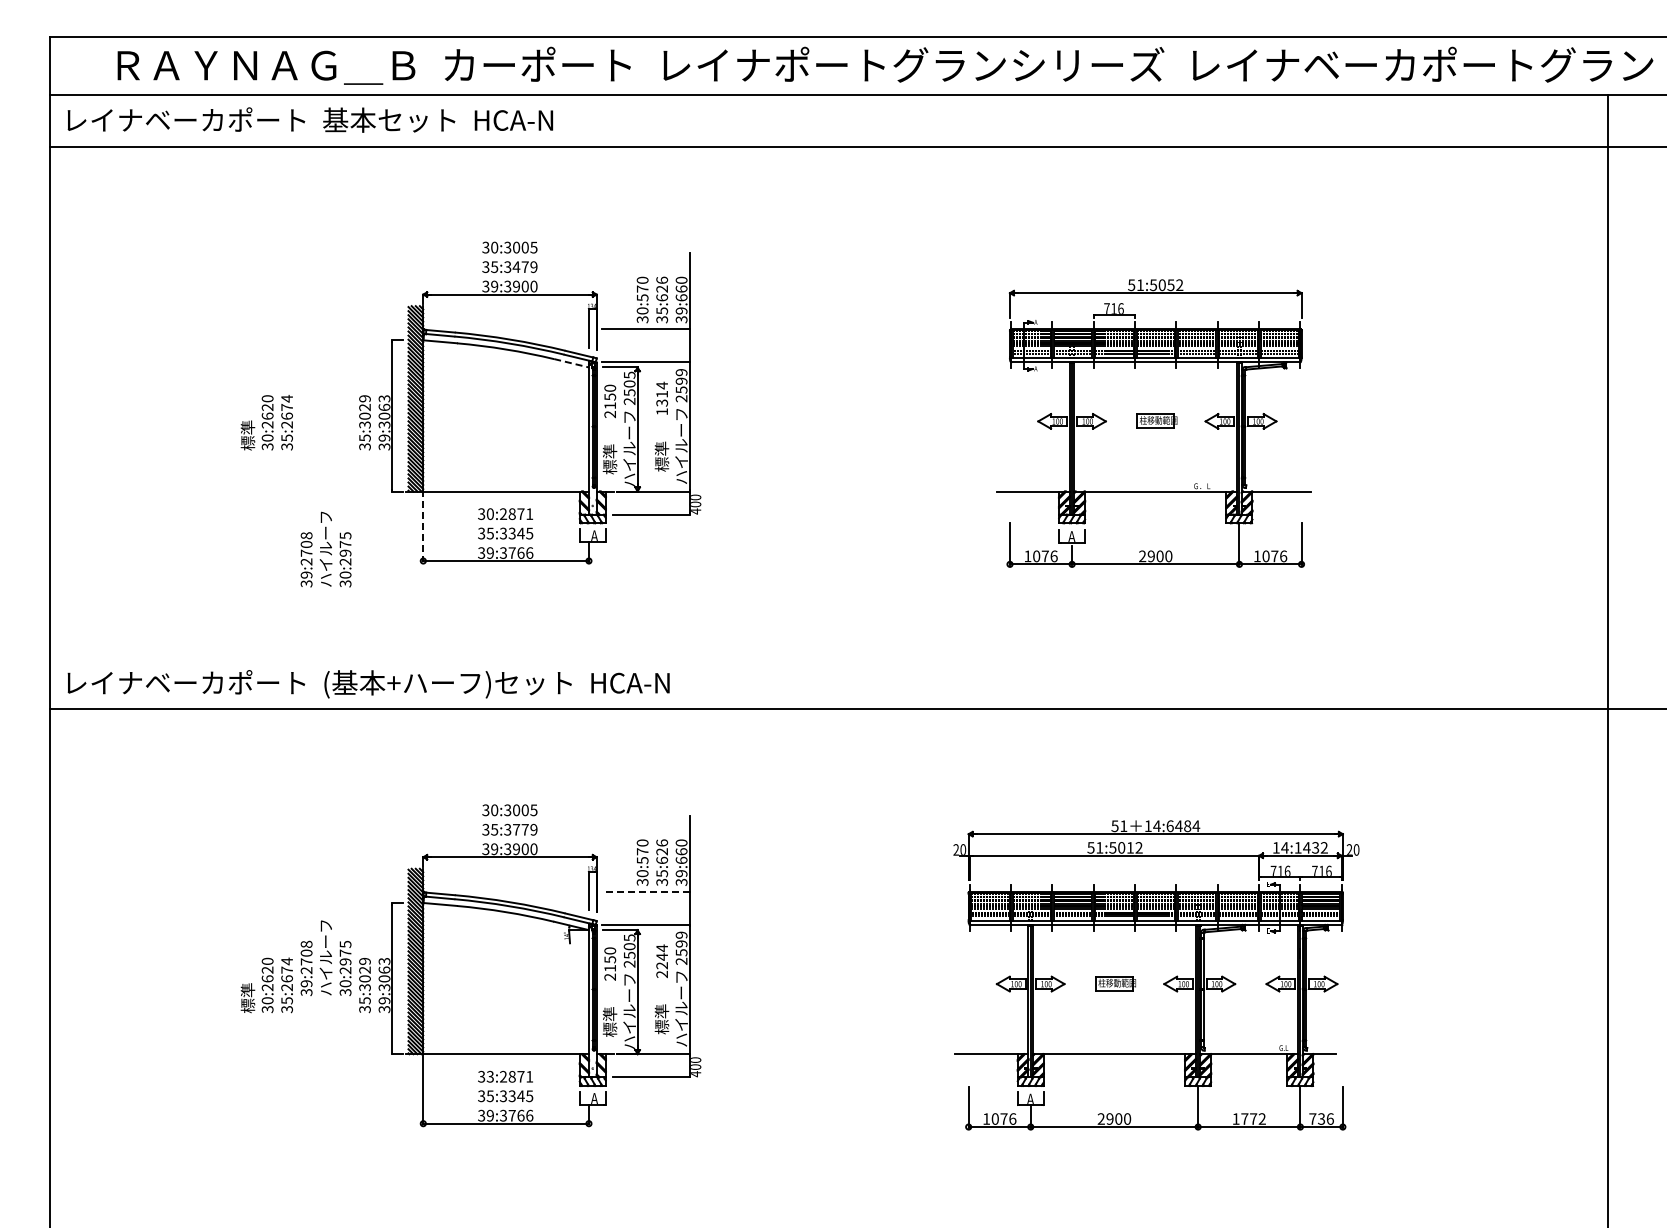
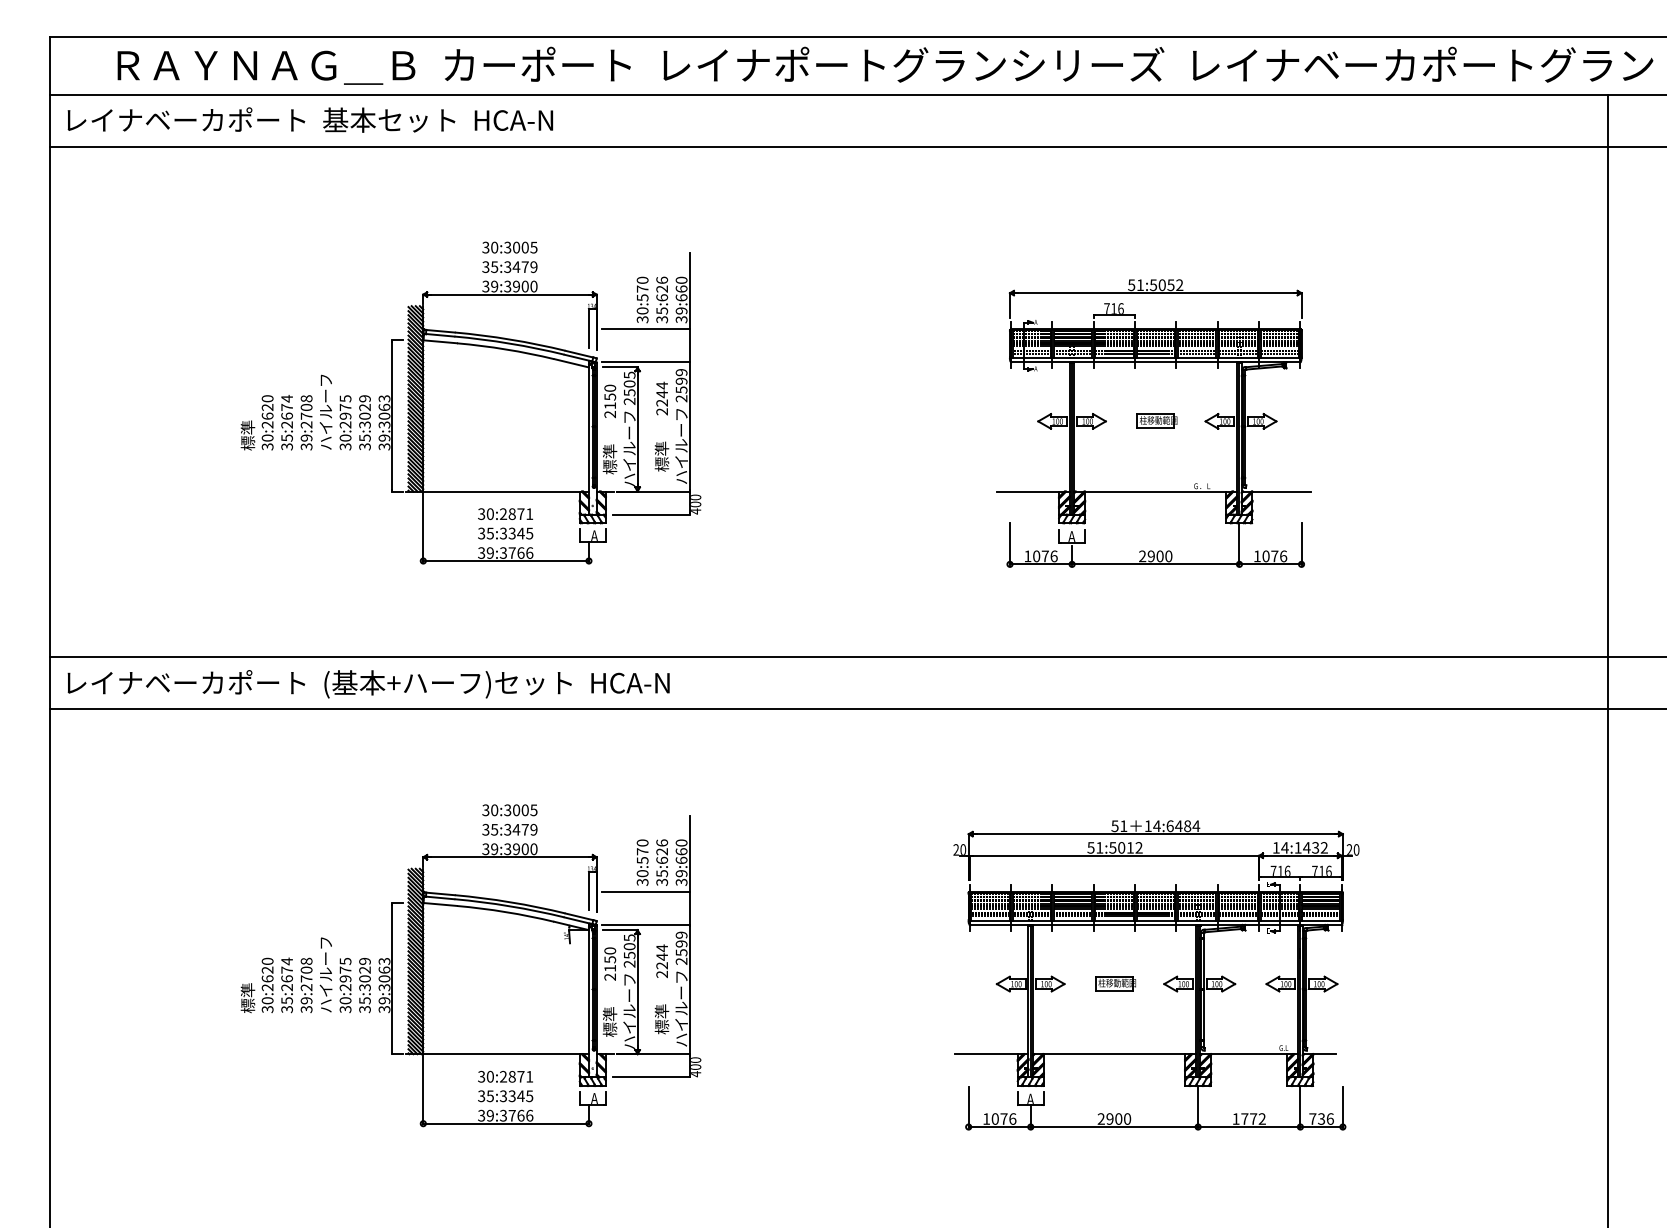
line: dashed -> solid (571, 363)
text: 1314 -> 2244 (662, 402)
line: dashed -> solid (423, 525)
text position: (325, 549) -> (325, 412) (325, 412)
line: none -> present (856, 657)
text: 35:3779 -> 35:3479 (516, 829)
line: dashed -> solid (646, 891)
text position: (325, 957) -> (325, 974) (325, 974)
text: 33:2871 -> 30:2871 (489, 1076)
